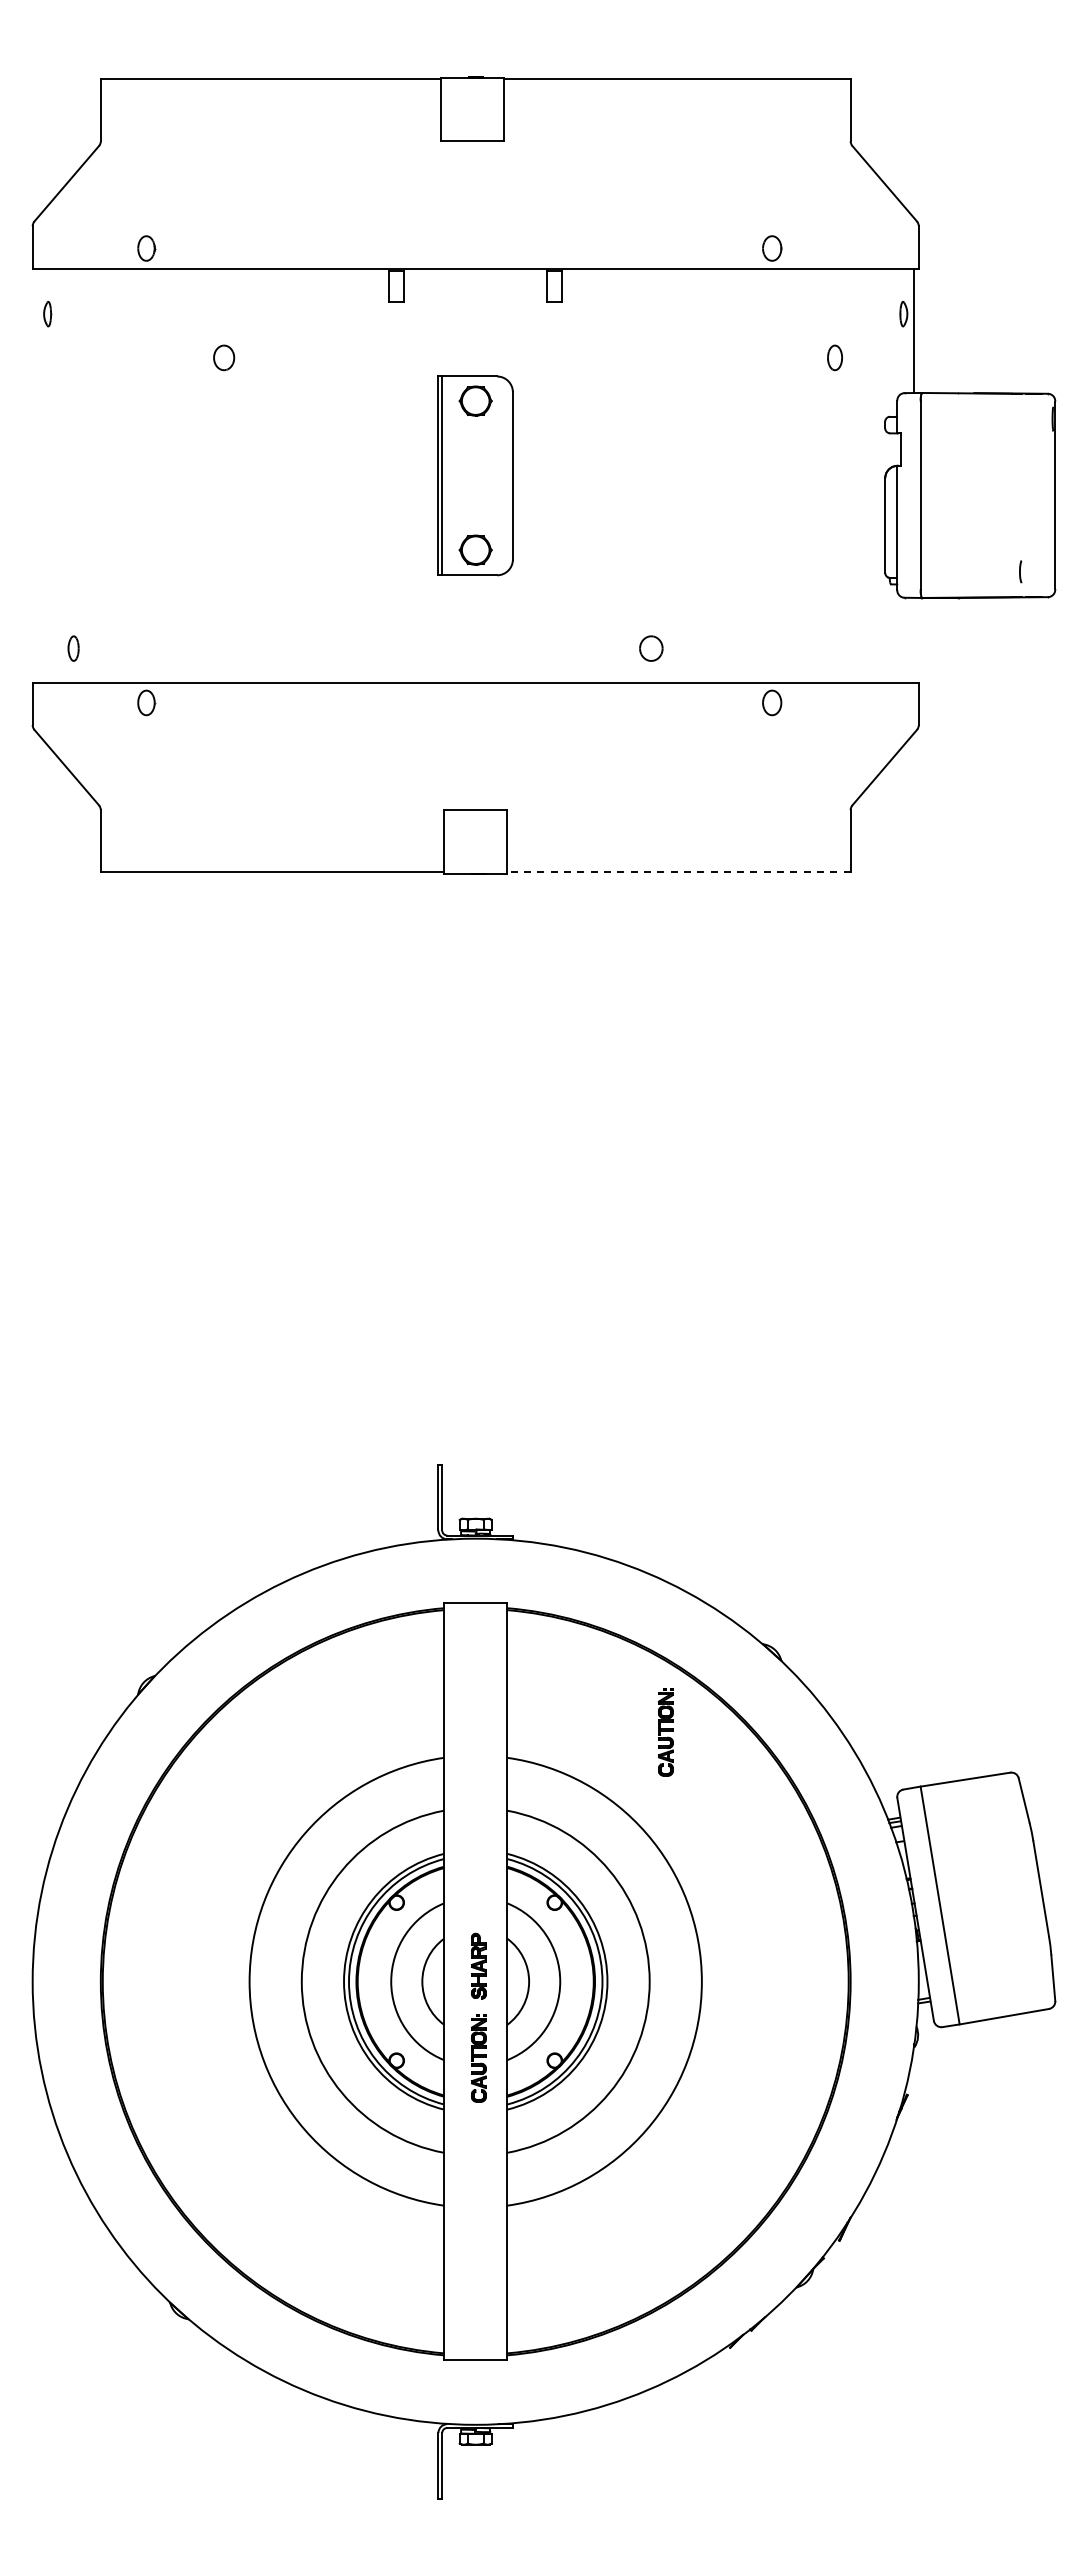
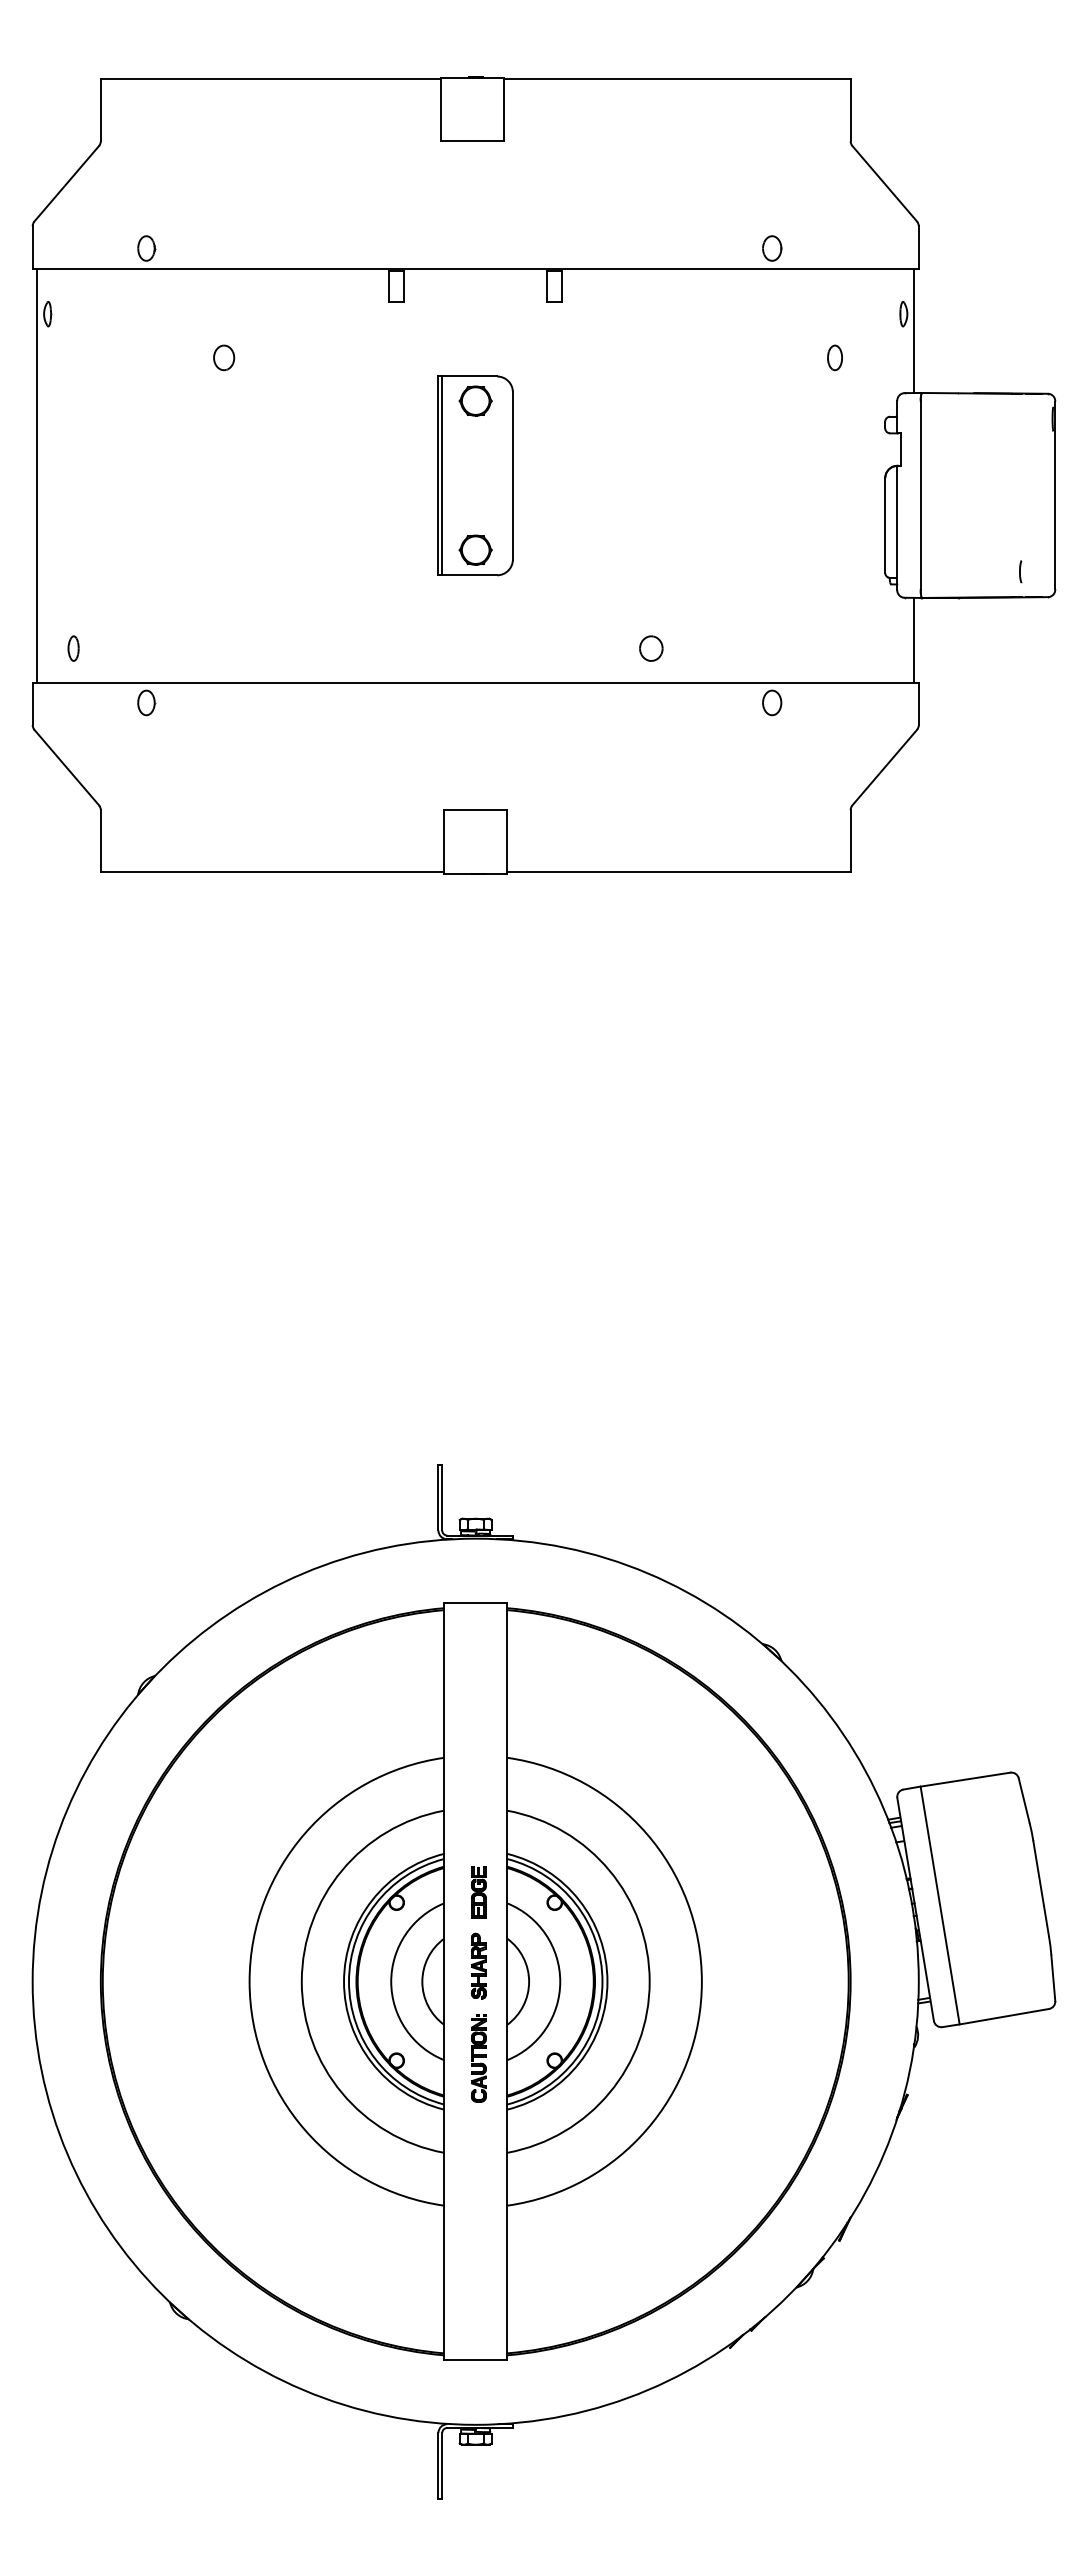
line: none -> present (37, 475)
line: none -> present (914, 639)
line: dashed -> solid (678, 872)
part: present -> none (665, 1732)
part: none -> present (478, 1892)
